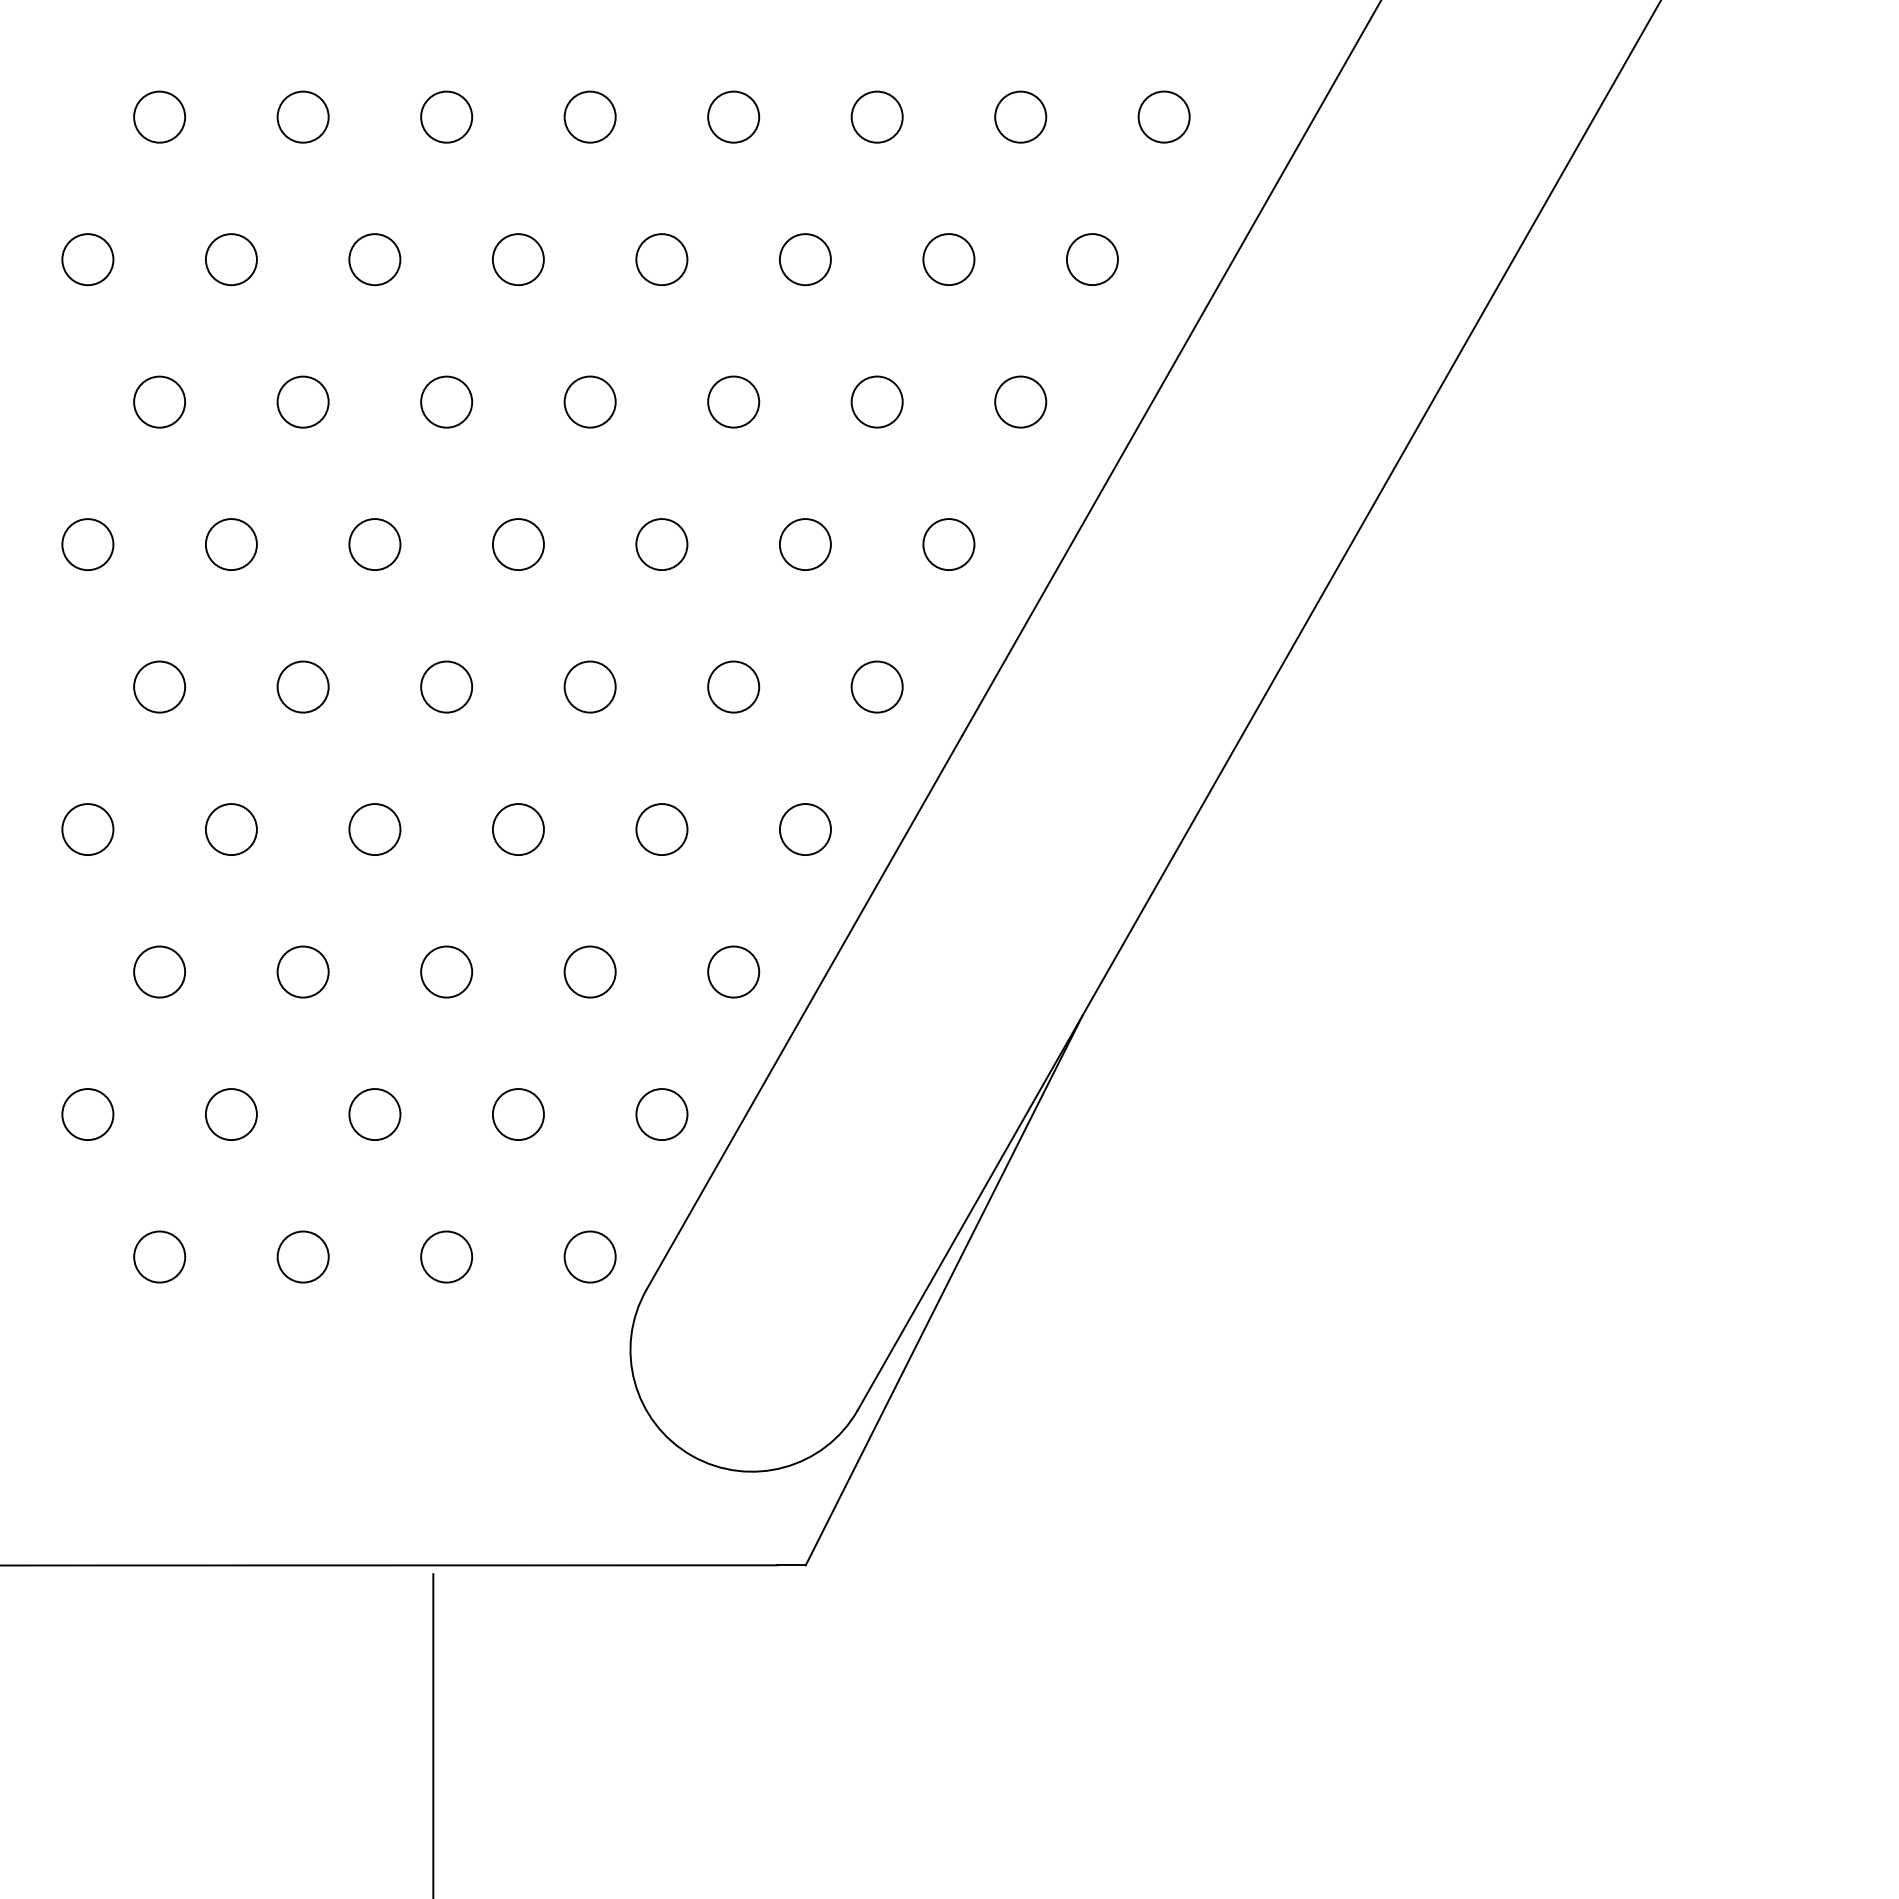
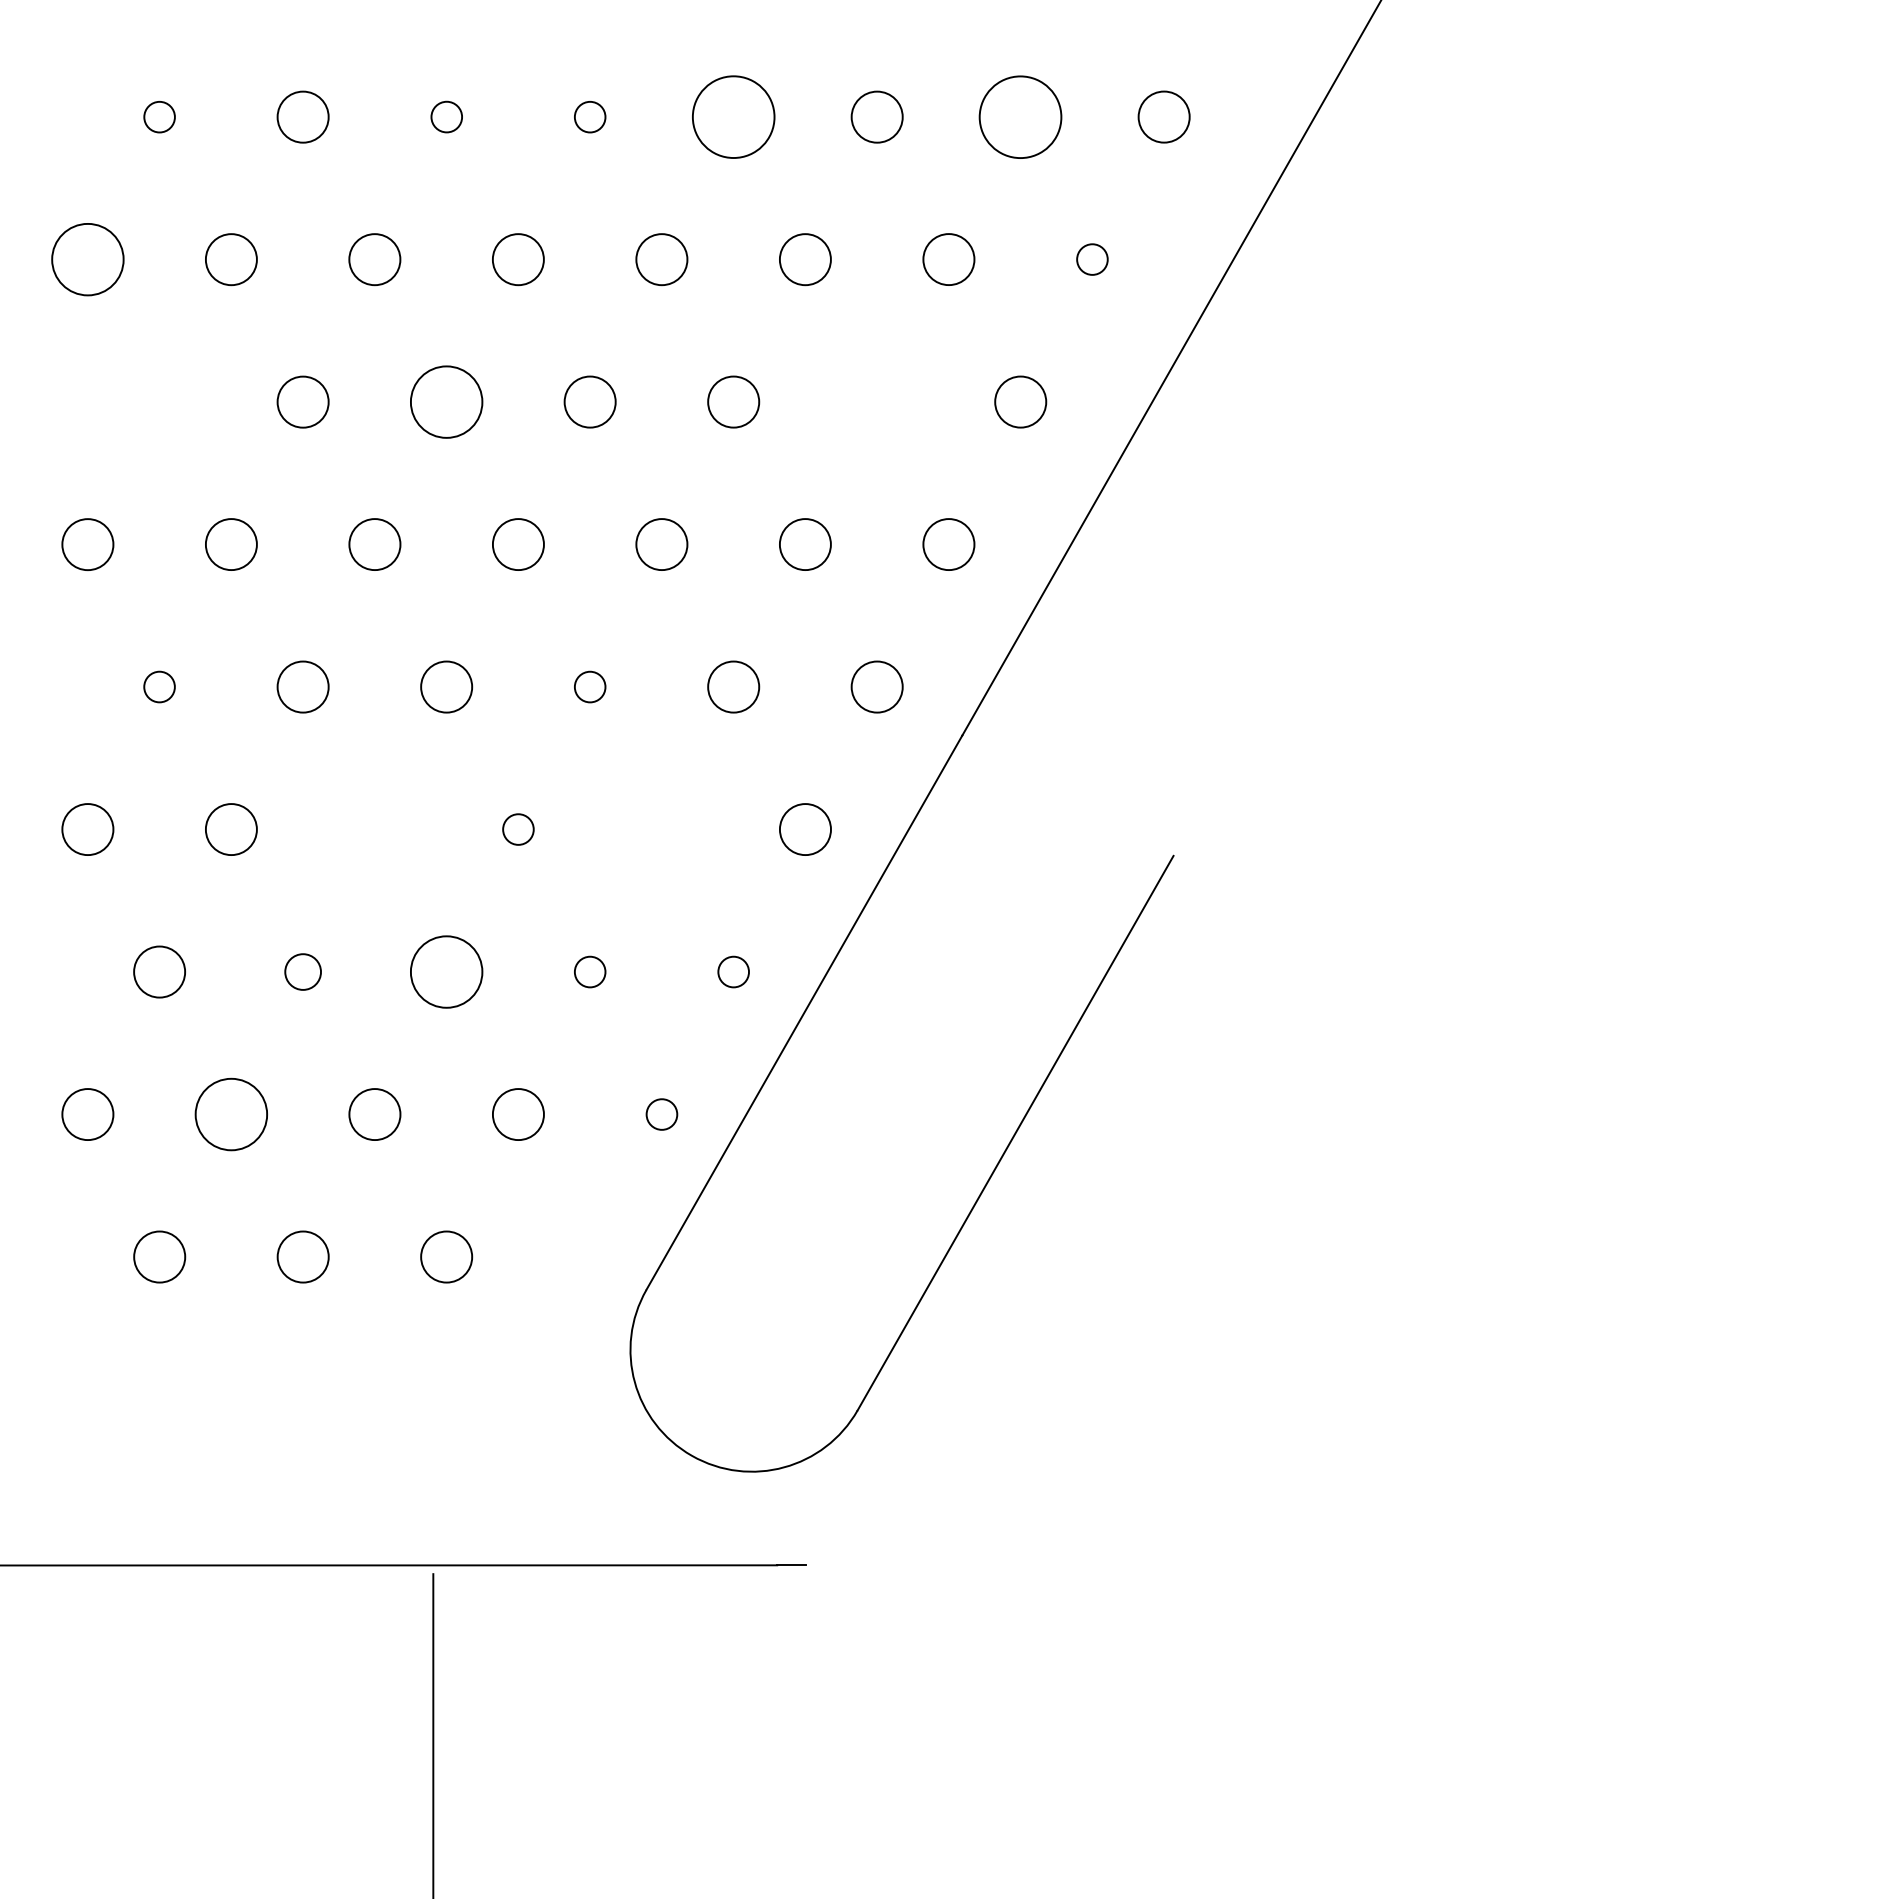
circle diameter: 51 px -> 31 px (159, 116)
circle size: 54x54 px -> 33x34 px (446, 116)
circle diameter: 51 px -> 31 px (589, 116)
circle diameter: 51 px -> 82 px (733, 117)
circle size: 54x54 px -> 85x84 px (1020, 116)
circle diameter: 51 px -> 71 px (87, 259)
circle diameter: 51 px -> 31 px (1092, 259)
circle: present -> none (159, 401)
circle diameter: 51 px -> 71 px (446, 401)
circle: present -> none (876, 401)
line: present -> none (1416, 428)
circle size: 53x54 px -> 33x34 px (159, 686)
circle diameter: 51 px -> 31 px (589, 686)
circle: present -> none (374, 829)
circle diameter: 51 px -> 31 px (518, 829)
circle: present -> none (661, 829)
circle diameter: 51 px -> 36 px (303, 971)
circle diameter: 51 px -> 71 px (446, 971)
circle diameter: 51 px -> 31 px (589, 971)
circle diameter: 51 px -> 31 px (733, 971)
circle diameter: 51 px -> 71 px (231, 1114)
circle diameter: 51 px -> 31 px (661, 1114)
circle: present -> none (589, 1256)
line: present -> none (943, 1290)
